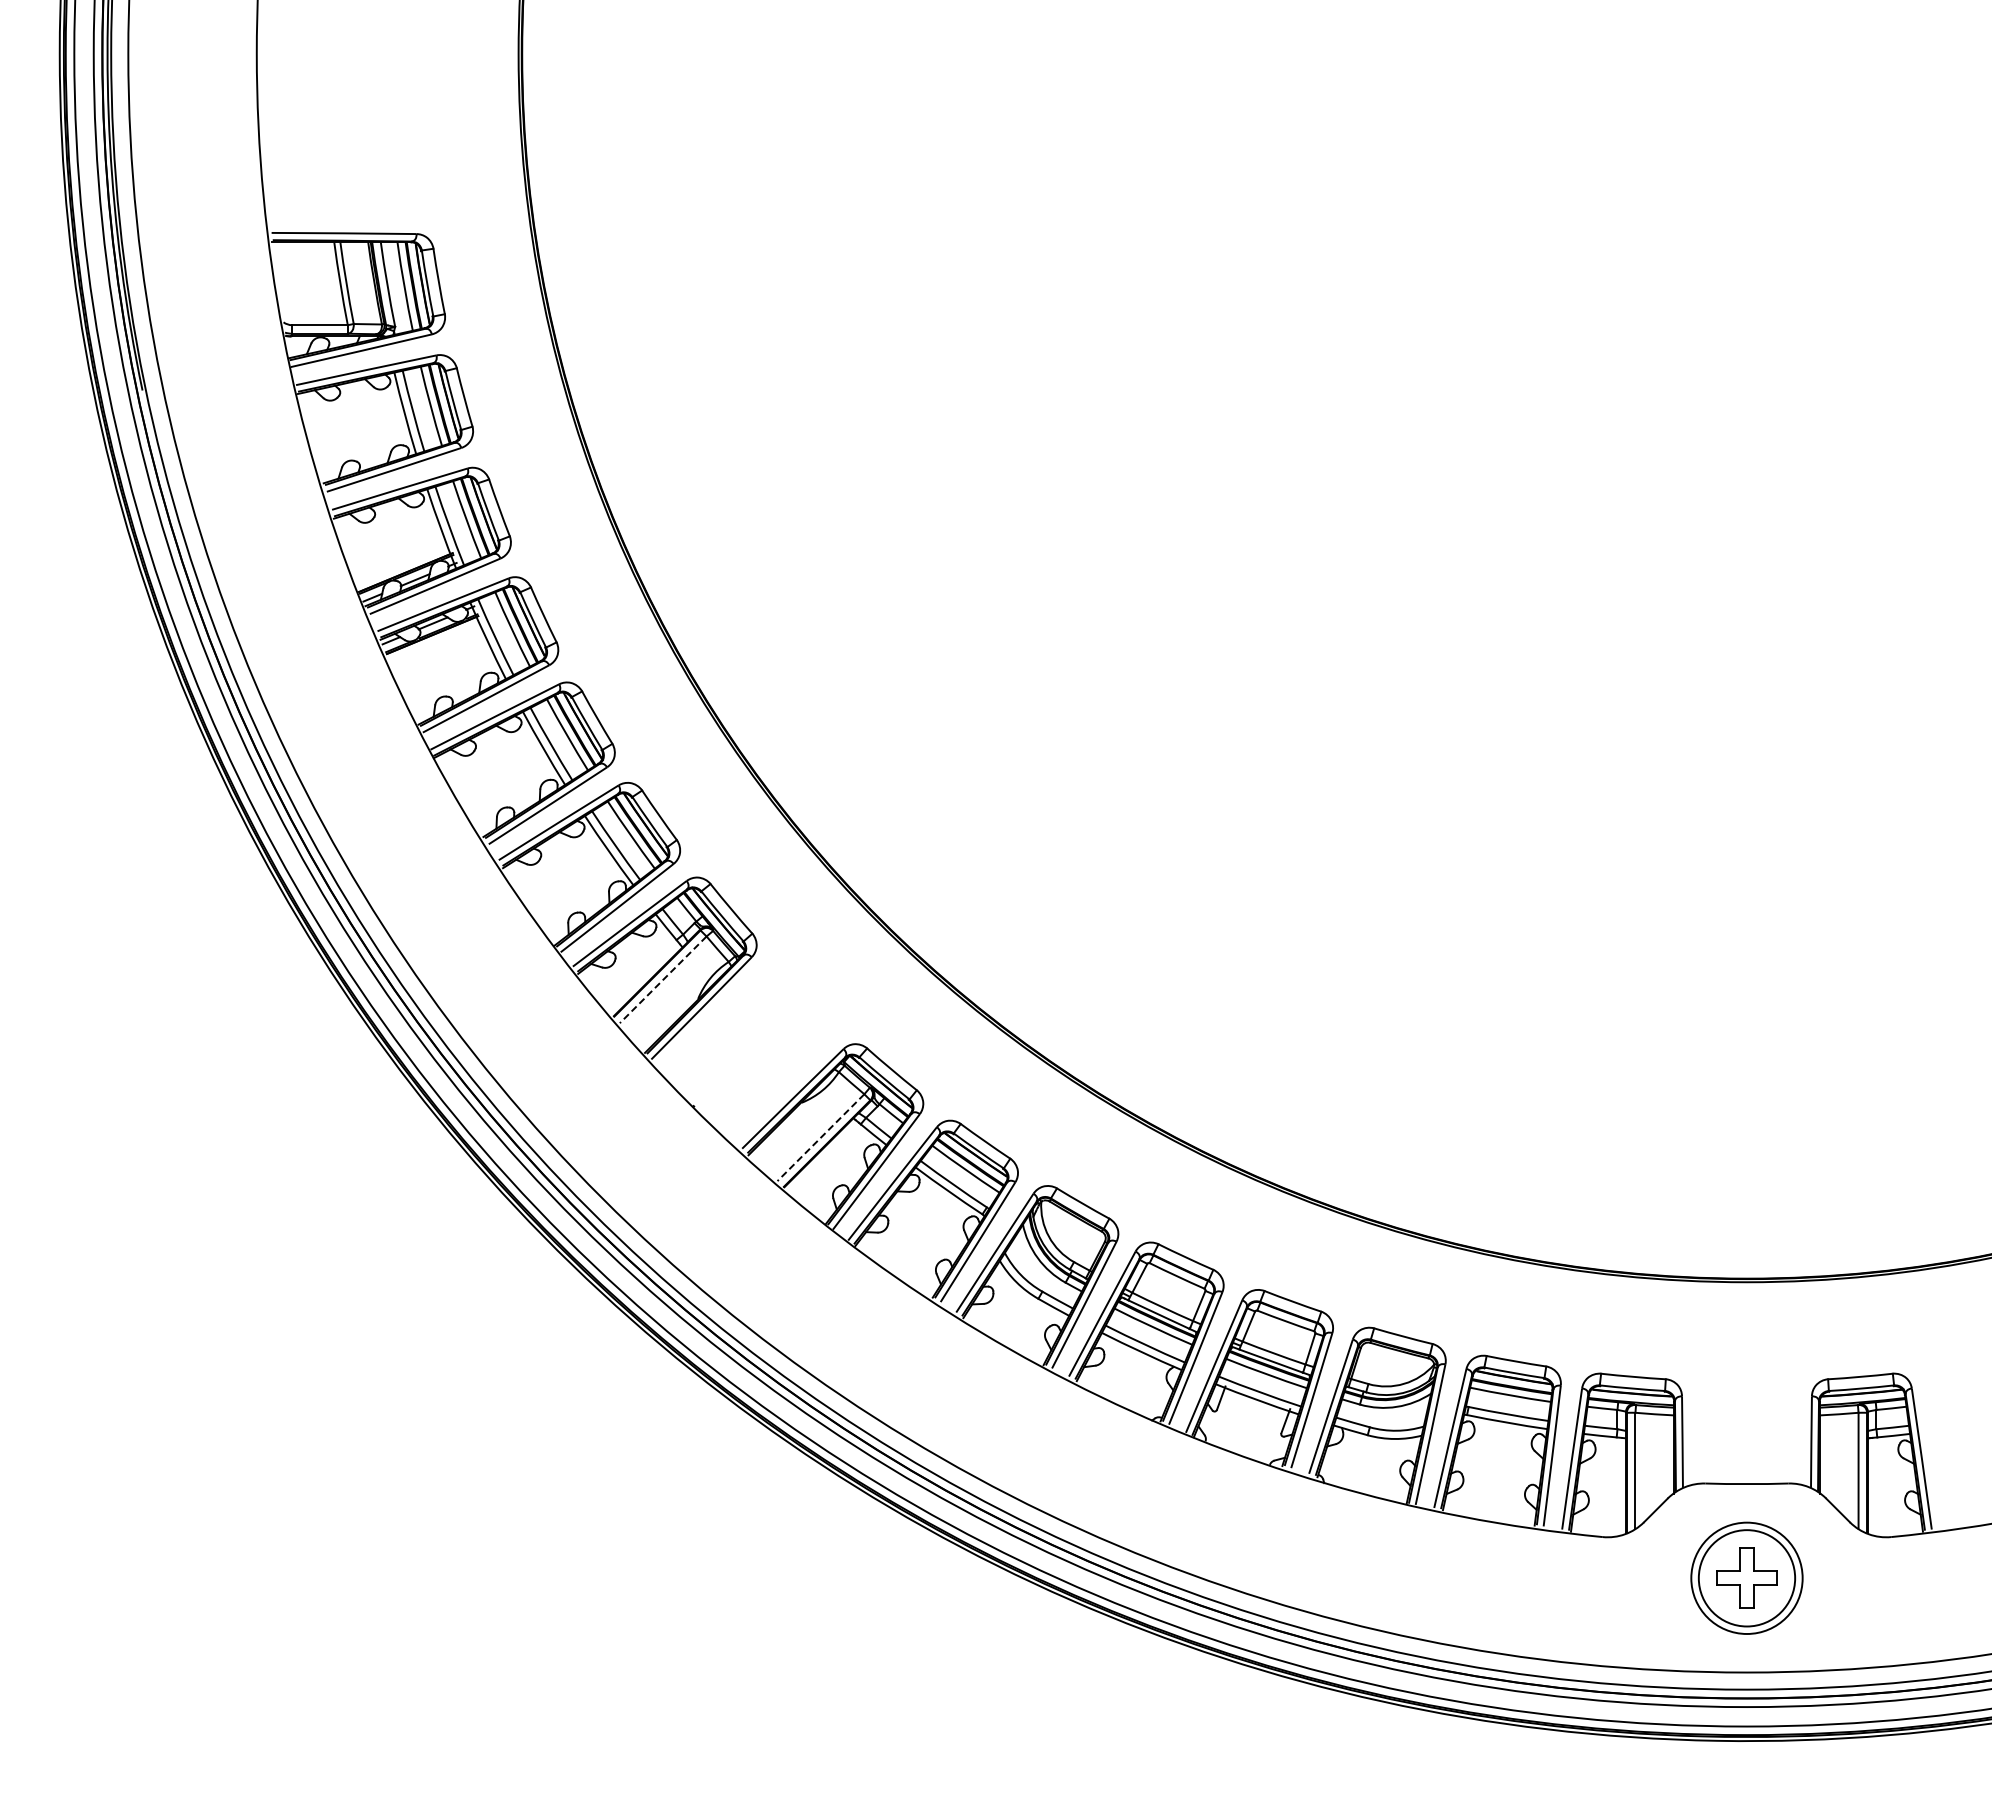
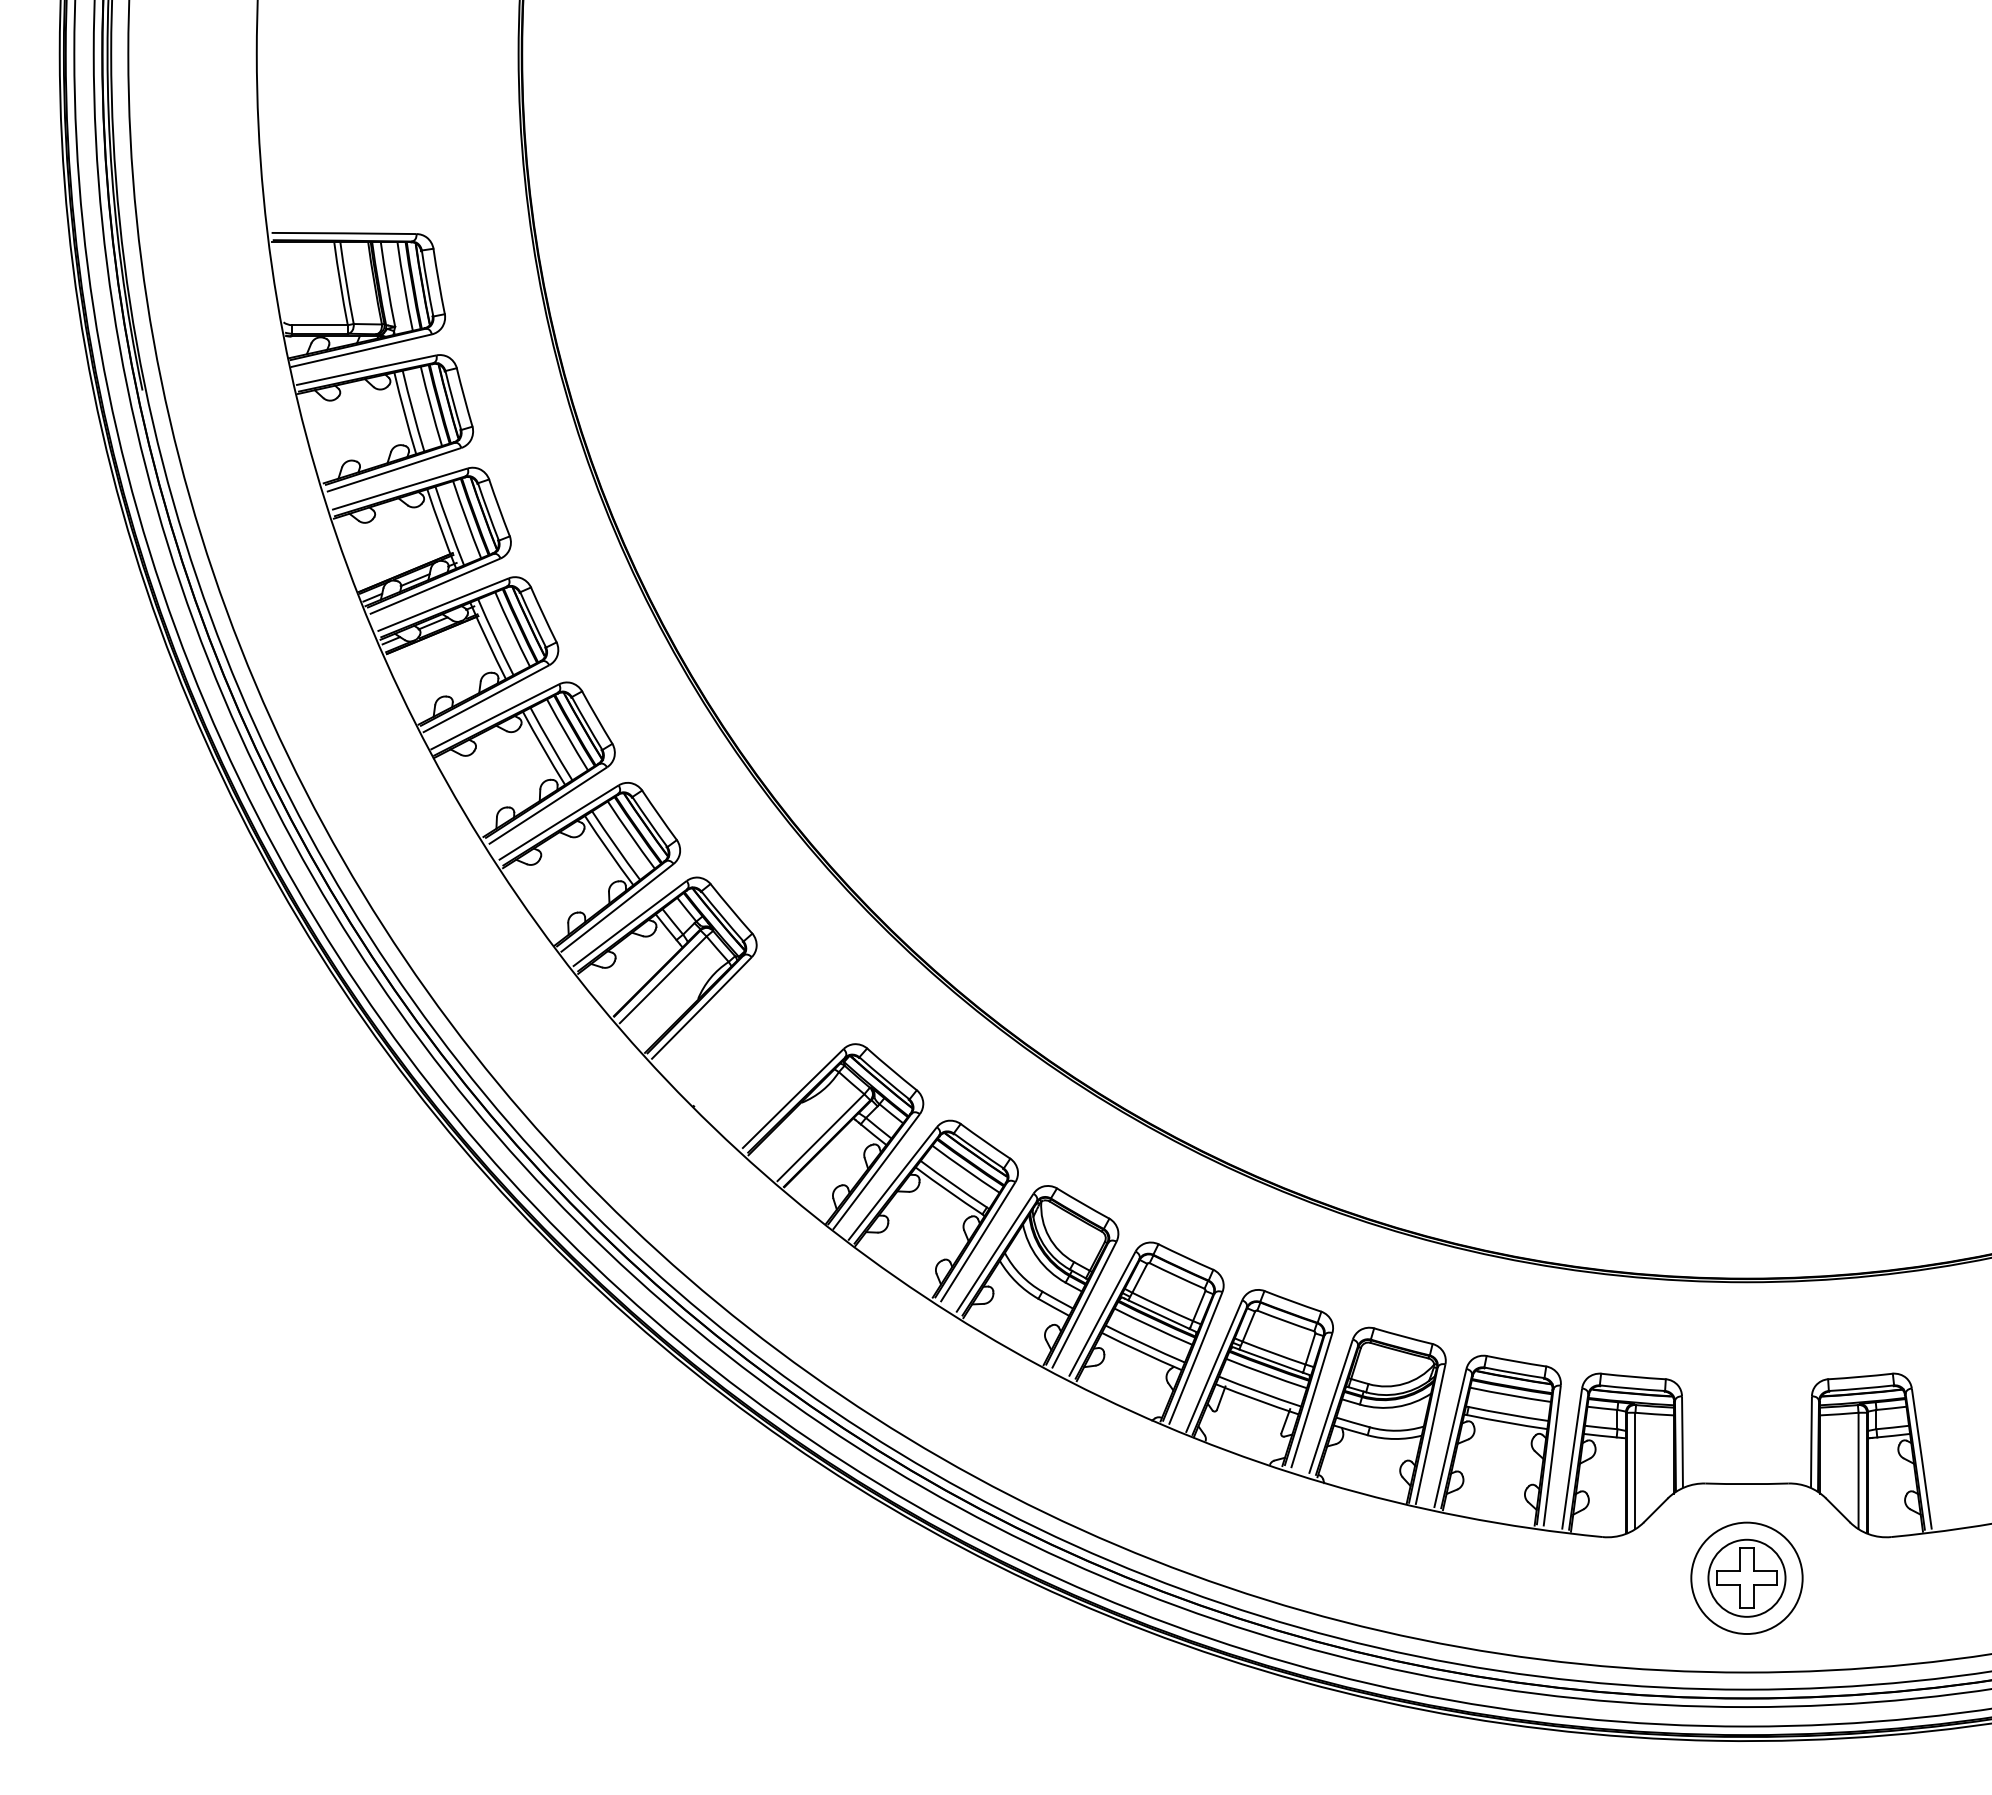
line: dashed -> solid (662, 980)
line: dashed -> solid (820, 1138)
circle diameter: 96 px -> 77 px (1746, 1577)
